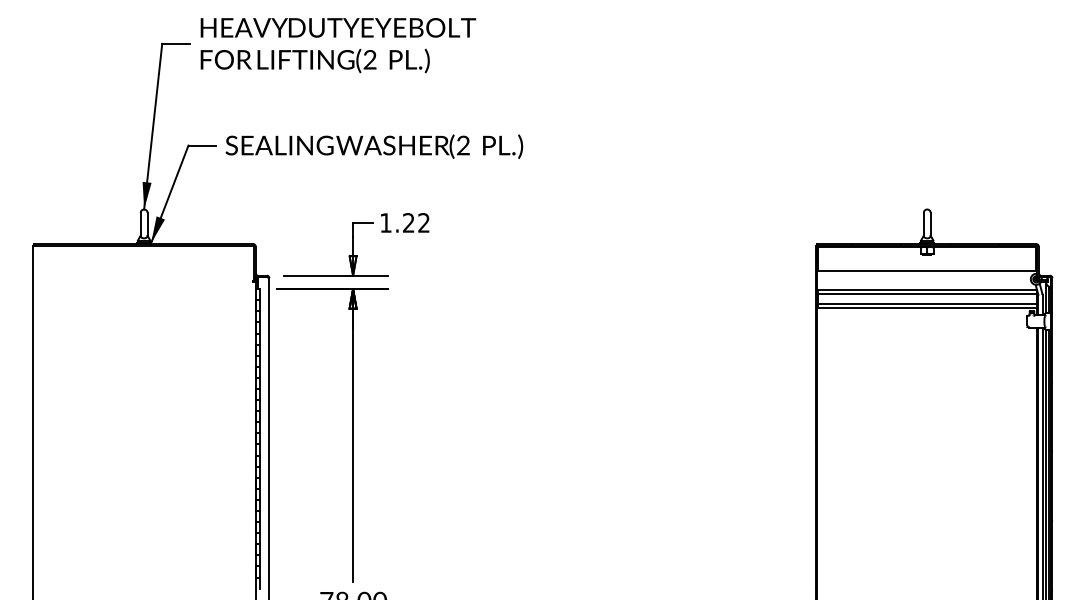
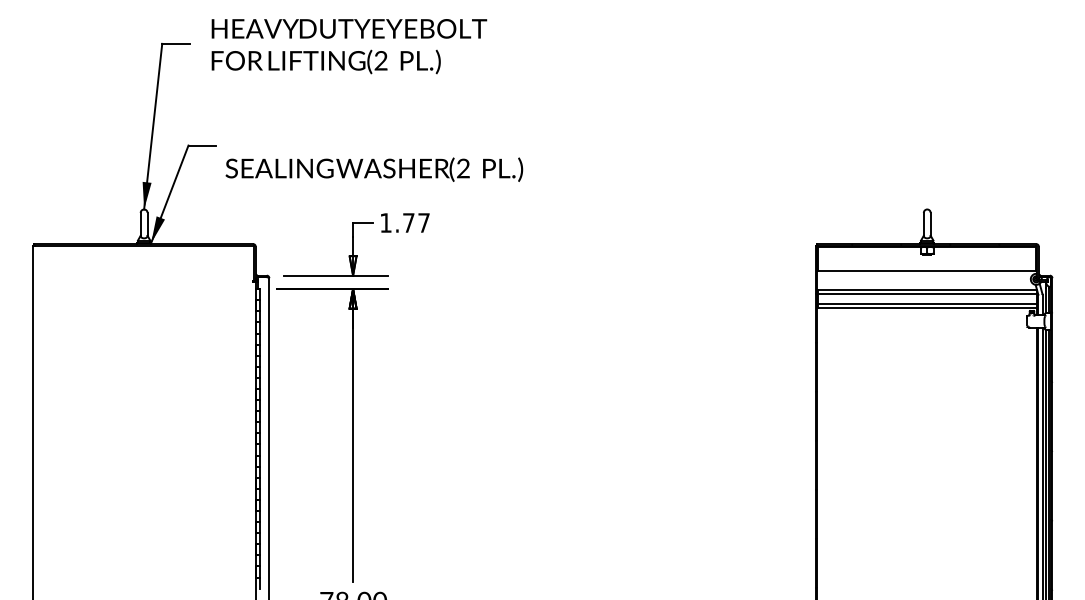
text position: (338, 45) -> (349, 46) (349, 46)
text position: (374, 146) -> (374, 169) (374, 169)
text: 1.22 -> 1.77 (416, 222)
